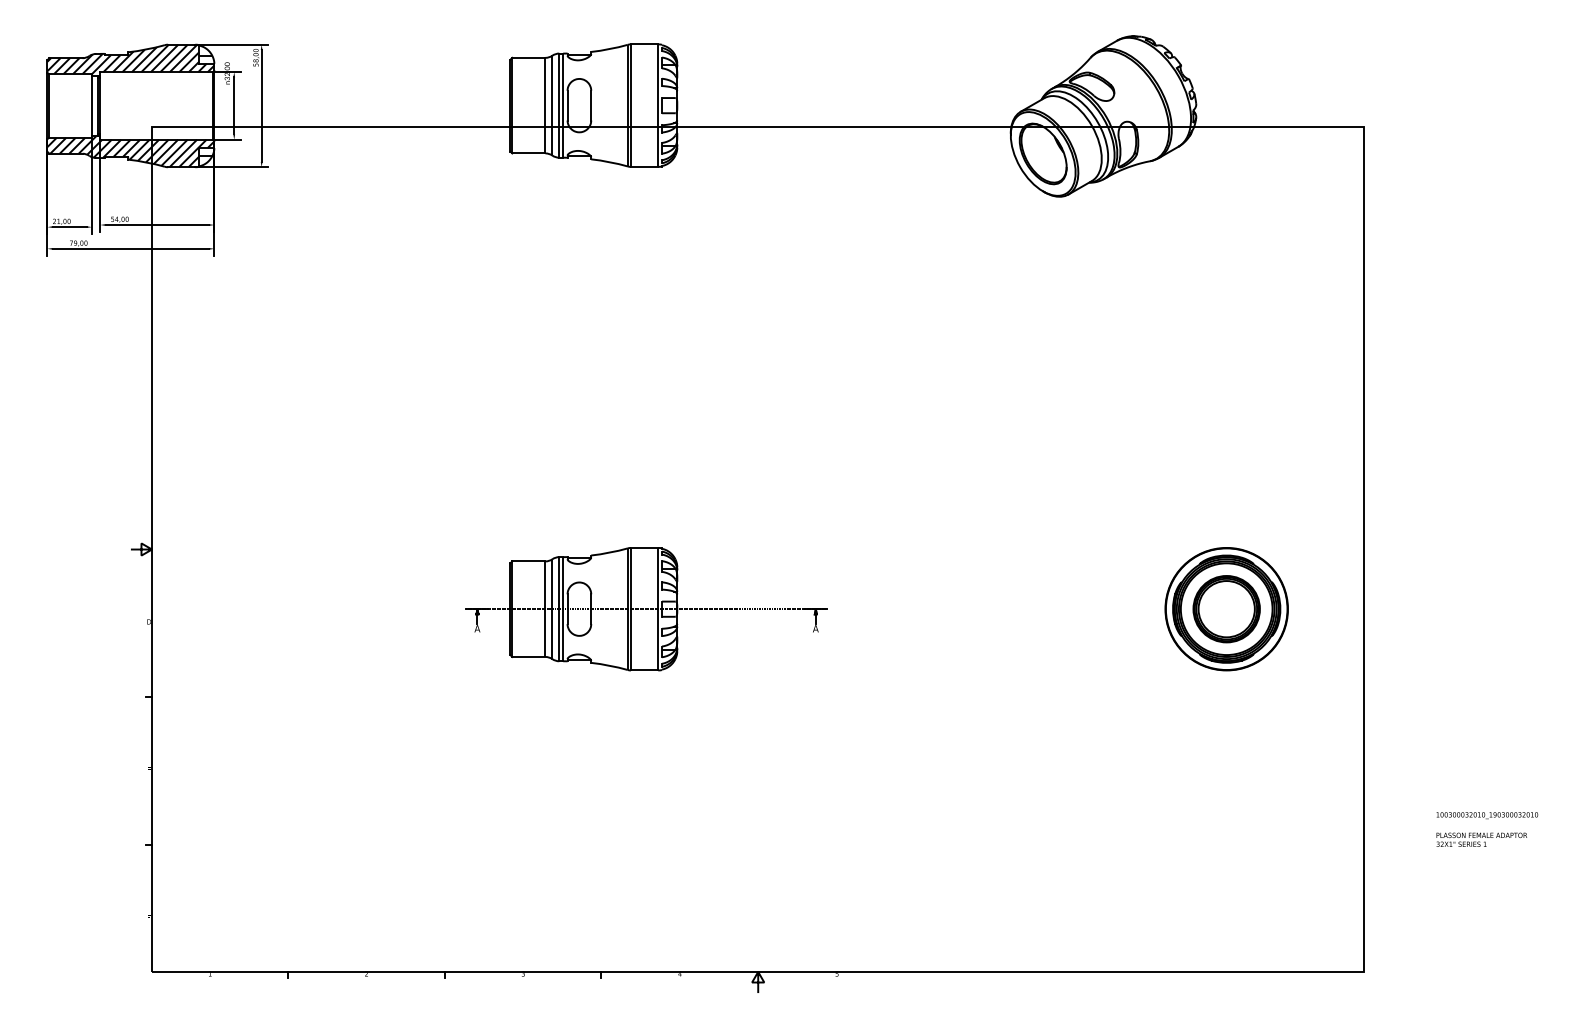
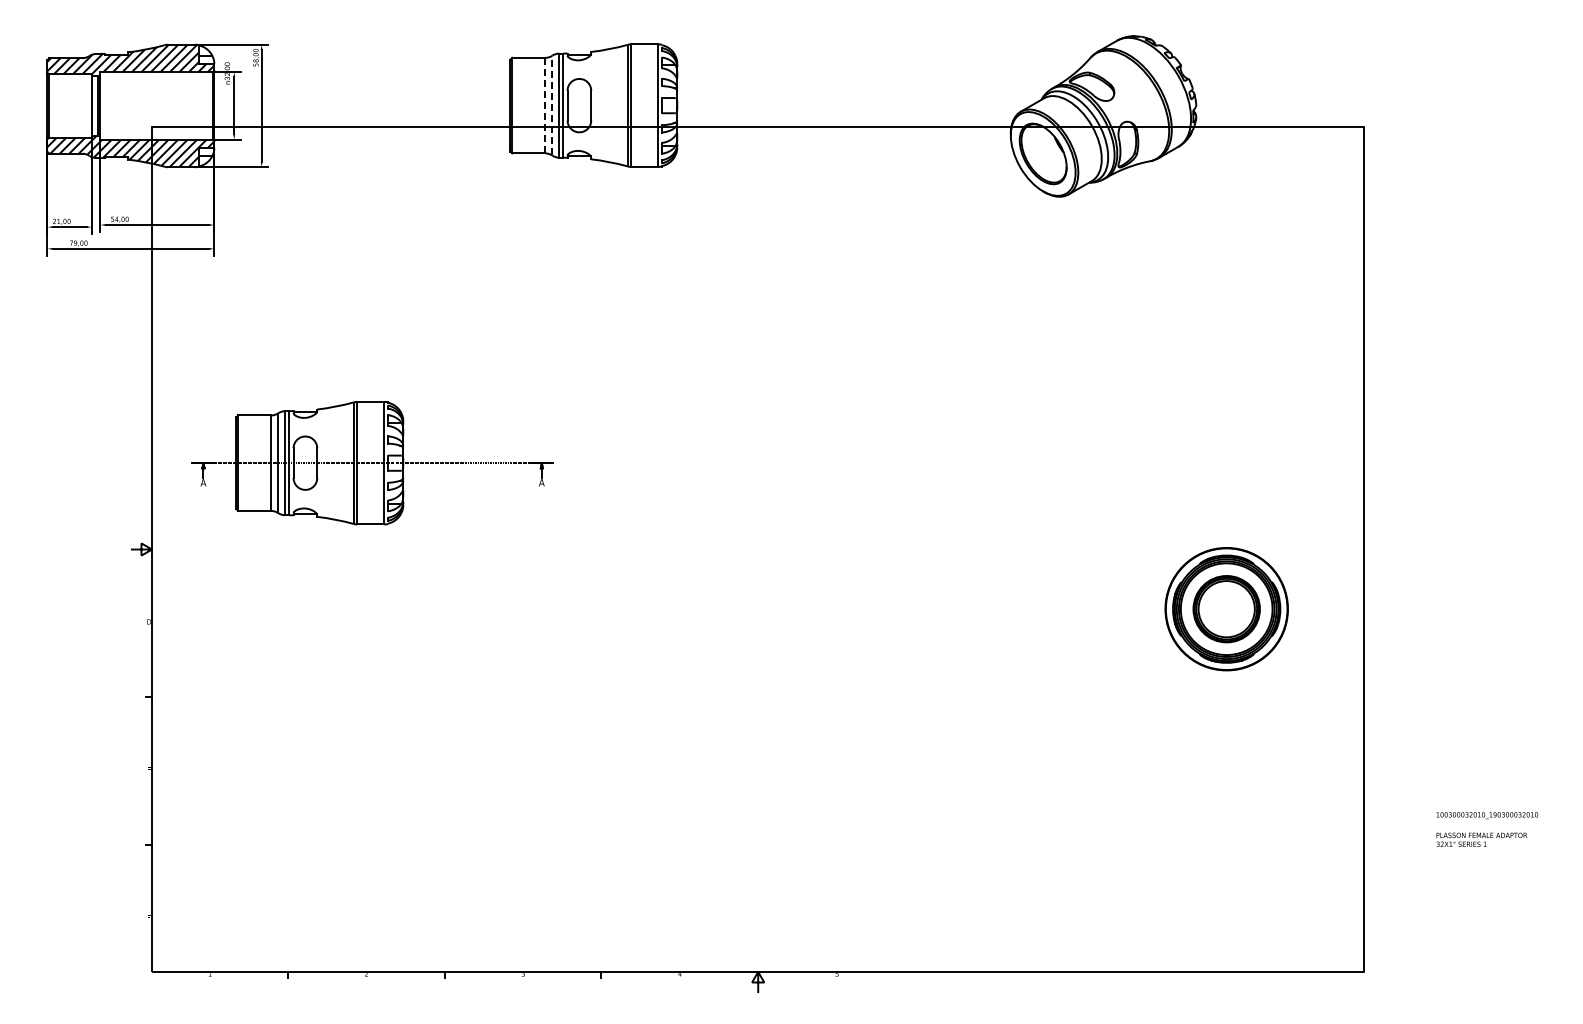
line: solid -> dashed (545, 105)
line: solid -> dashed (552, 105)
part position: (646, 609) -> (372, 463) (372, 463)
